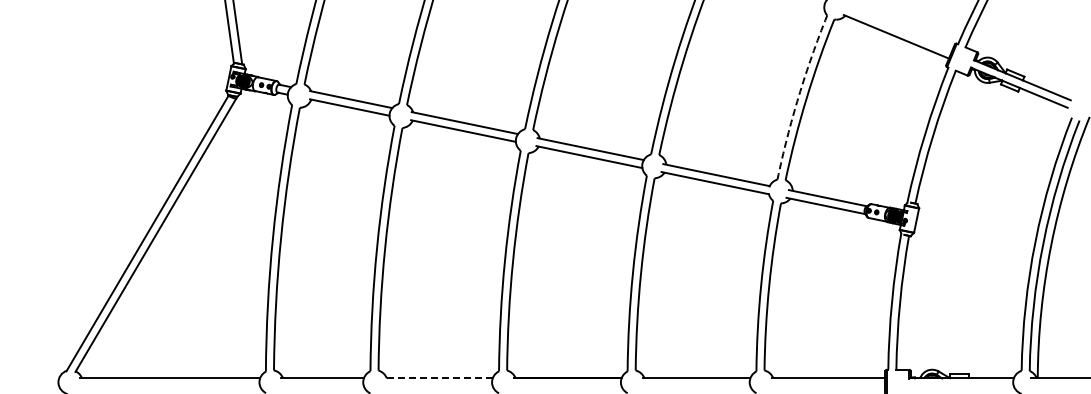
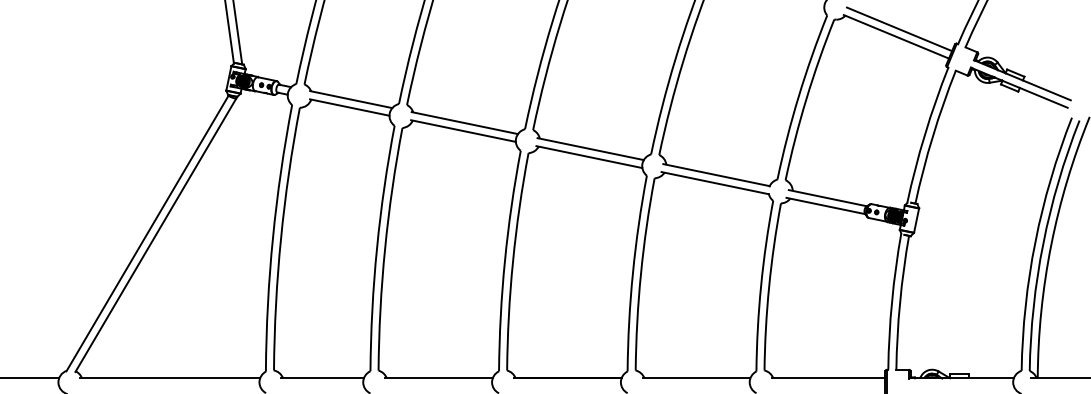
line: none -> present (899, 29)
arc: dashed -> solid (798, 96)
line: none -> present (30, 378)
line: dashed -> solid (438, 378)
